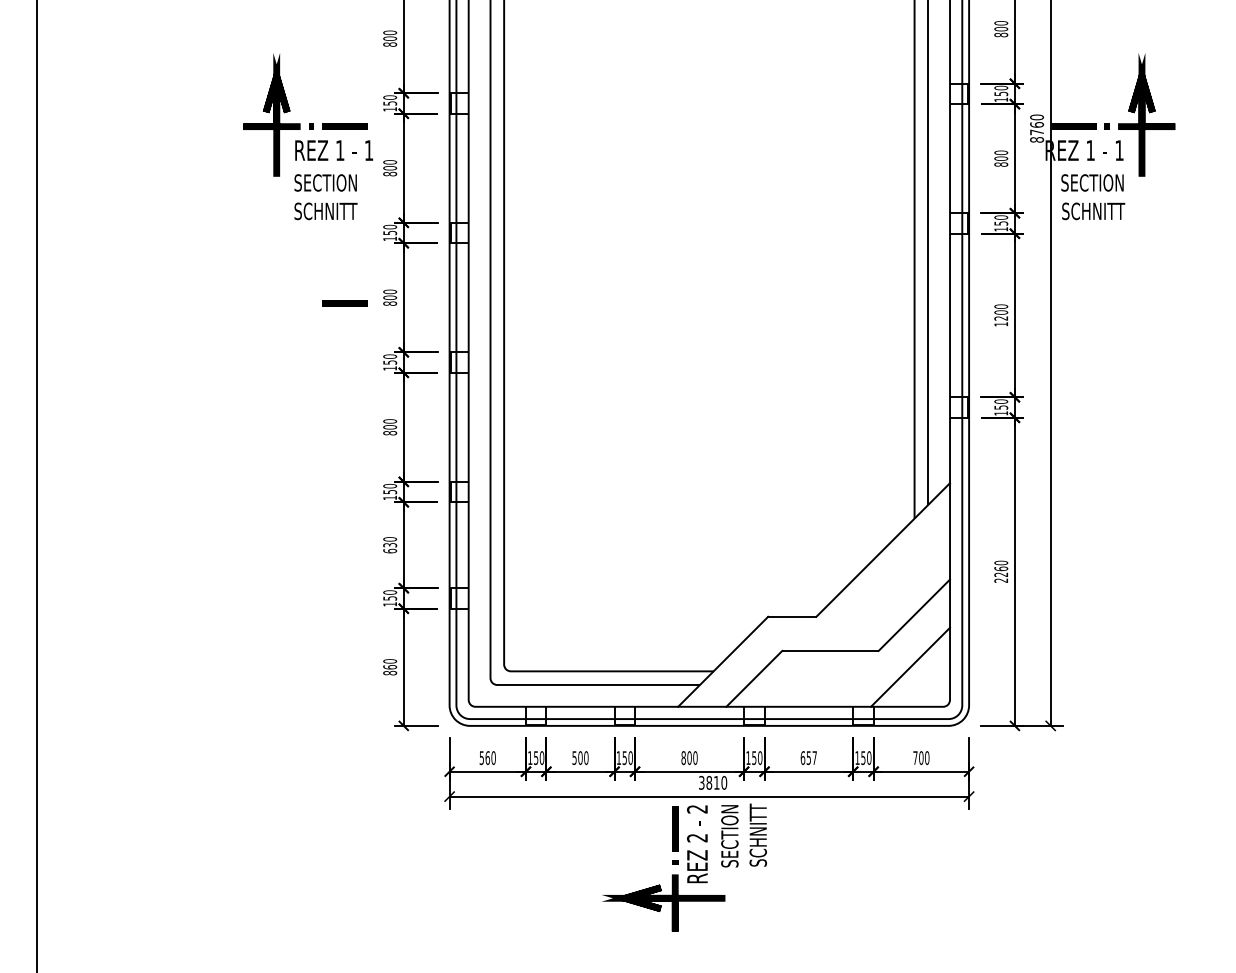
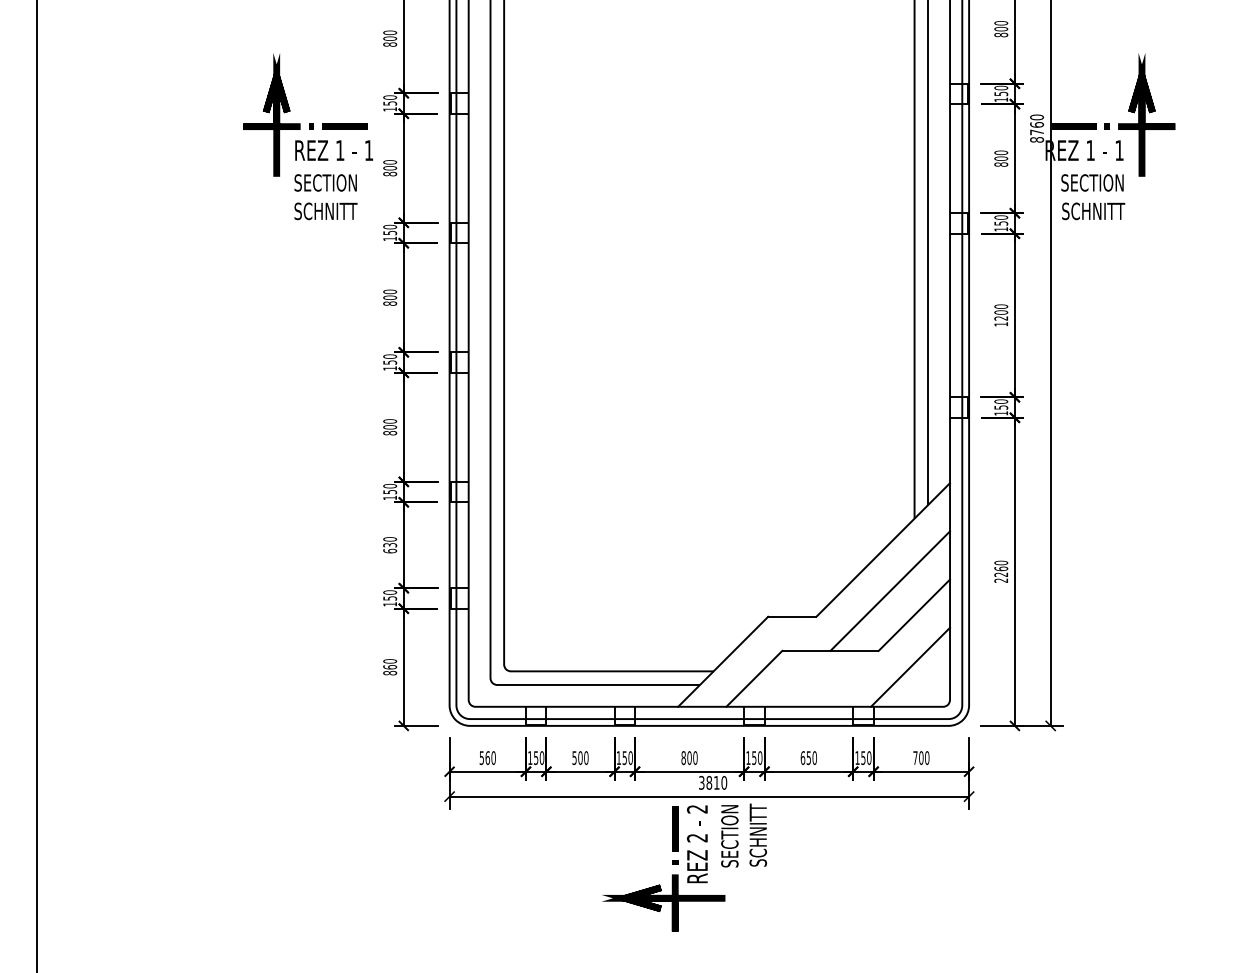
line: present -> none (344, 303)
line: none -> present (890, 590)
text: 657 -> 650 (814, 757)
